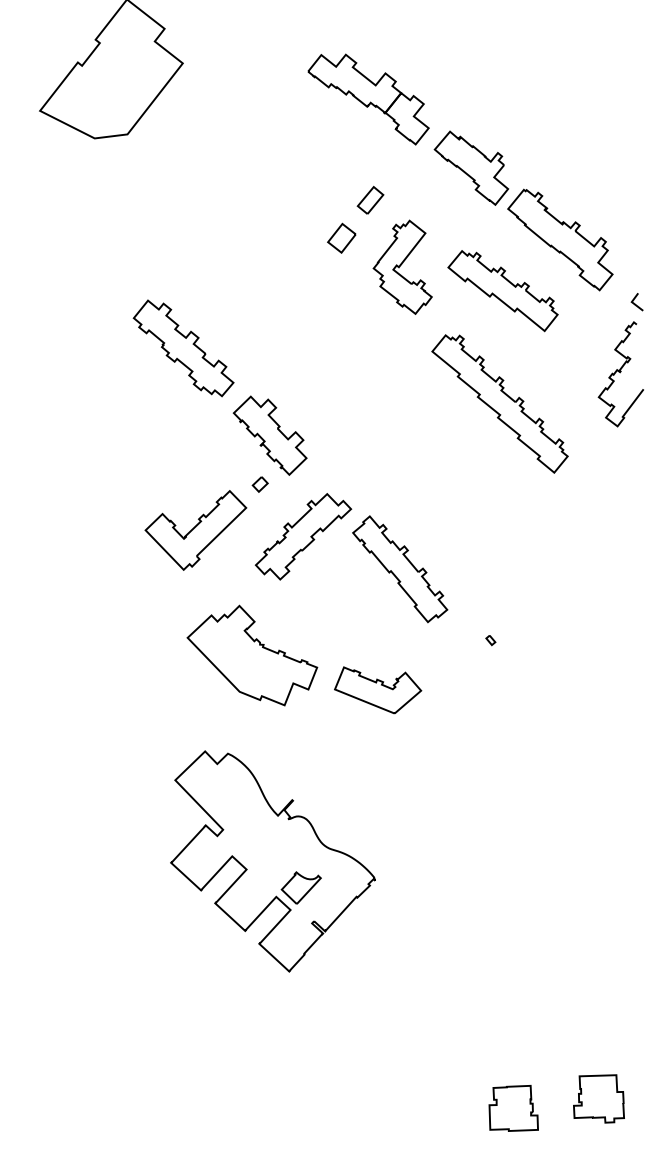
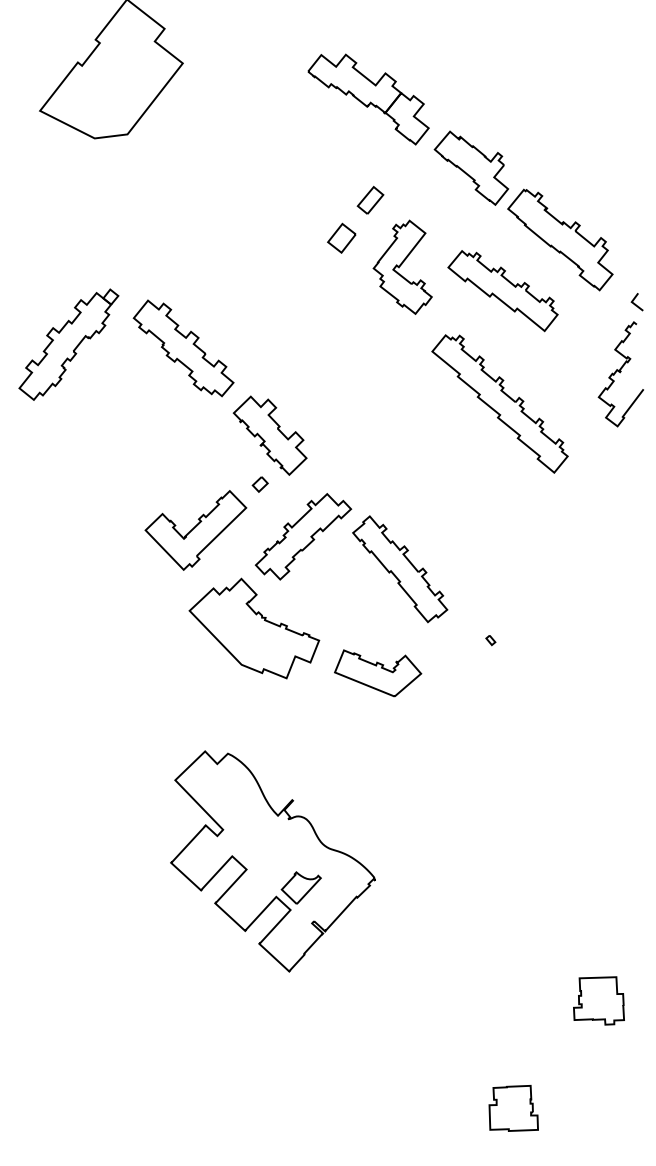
part: none -> present (68, 344)
part position: (252, 655) -> (254, 628) (254, 628)
part position: (378, 690) -> (378, 673) (378, 673)
part position: (598, 1098) -> (598, 1000) (598, 1000)
